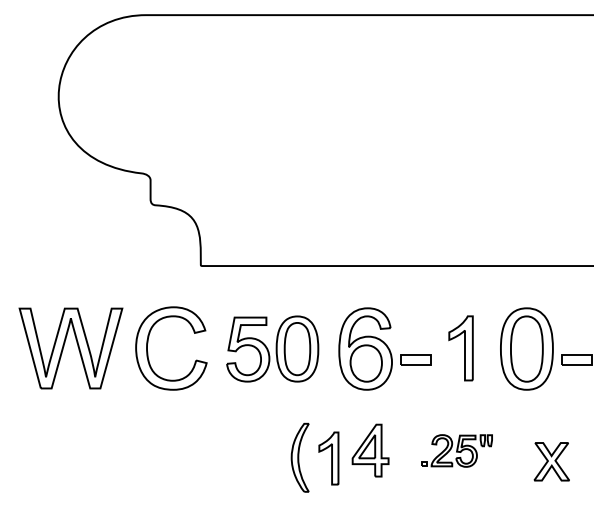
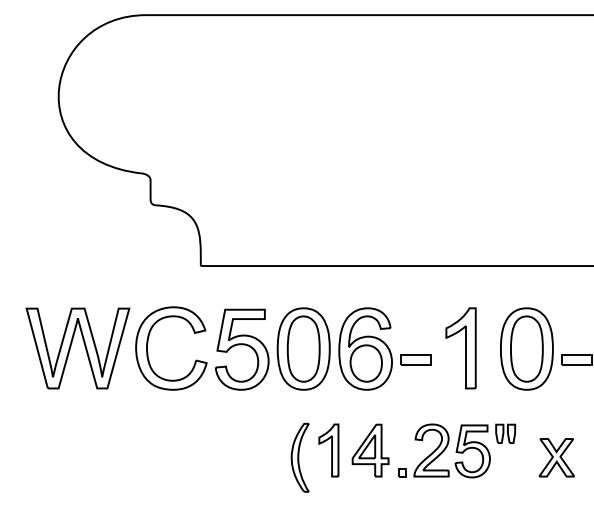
part position: (64, 346) -> (71, 346) (71, 346)
part size: 94x68 px -> 117x84 px (272, 348)
part size: 26x67 px -> 32x83 px (460, 348)
part size: 72x34 px -> 119x56 px (457, 450)
part position: (328, 458) -> (328, 450) (328, 450)
part position: (551, 461) -> (556, 457) (556, 457)
